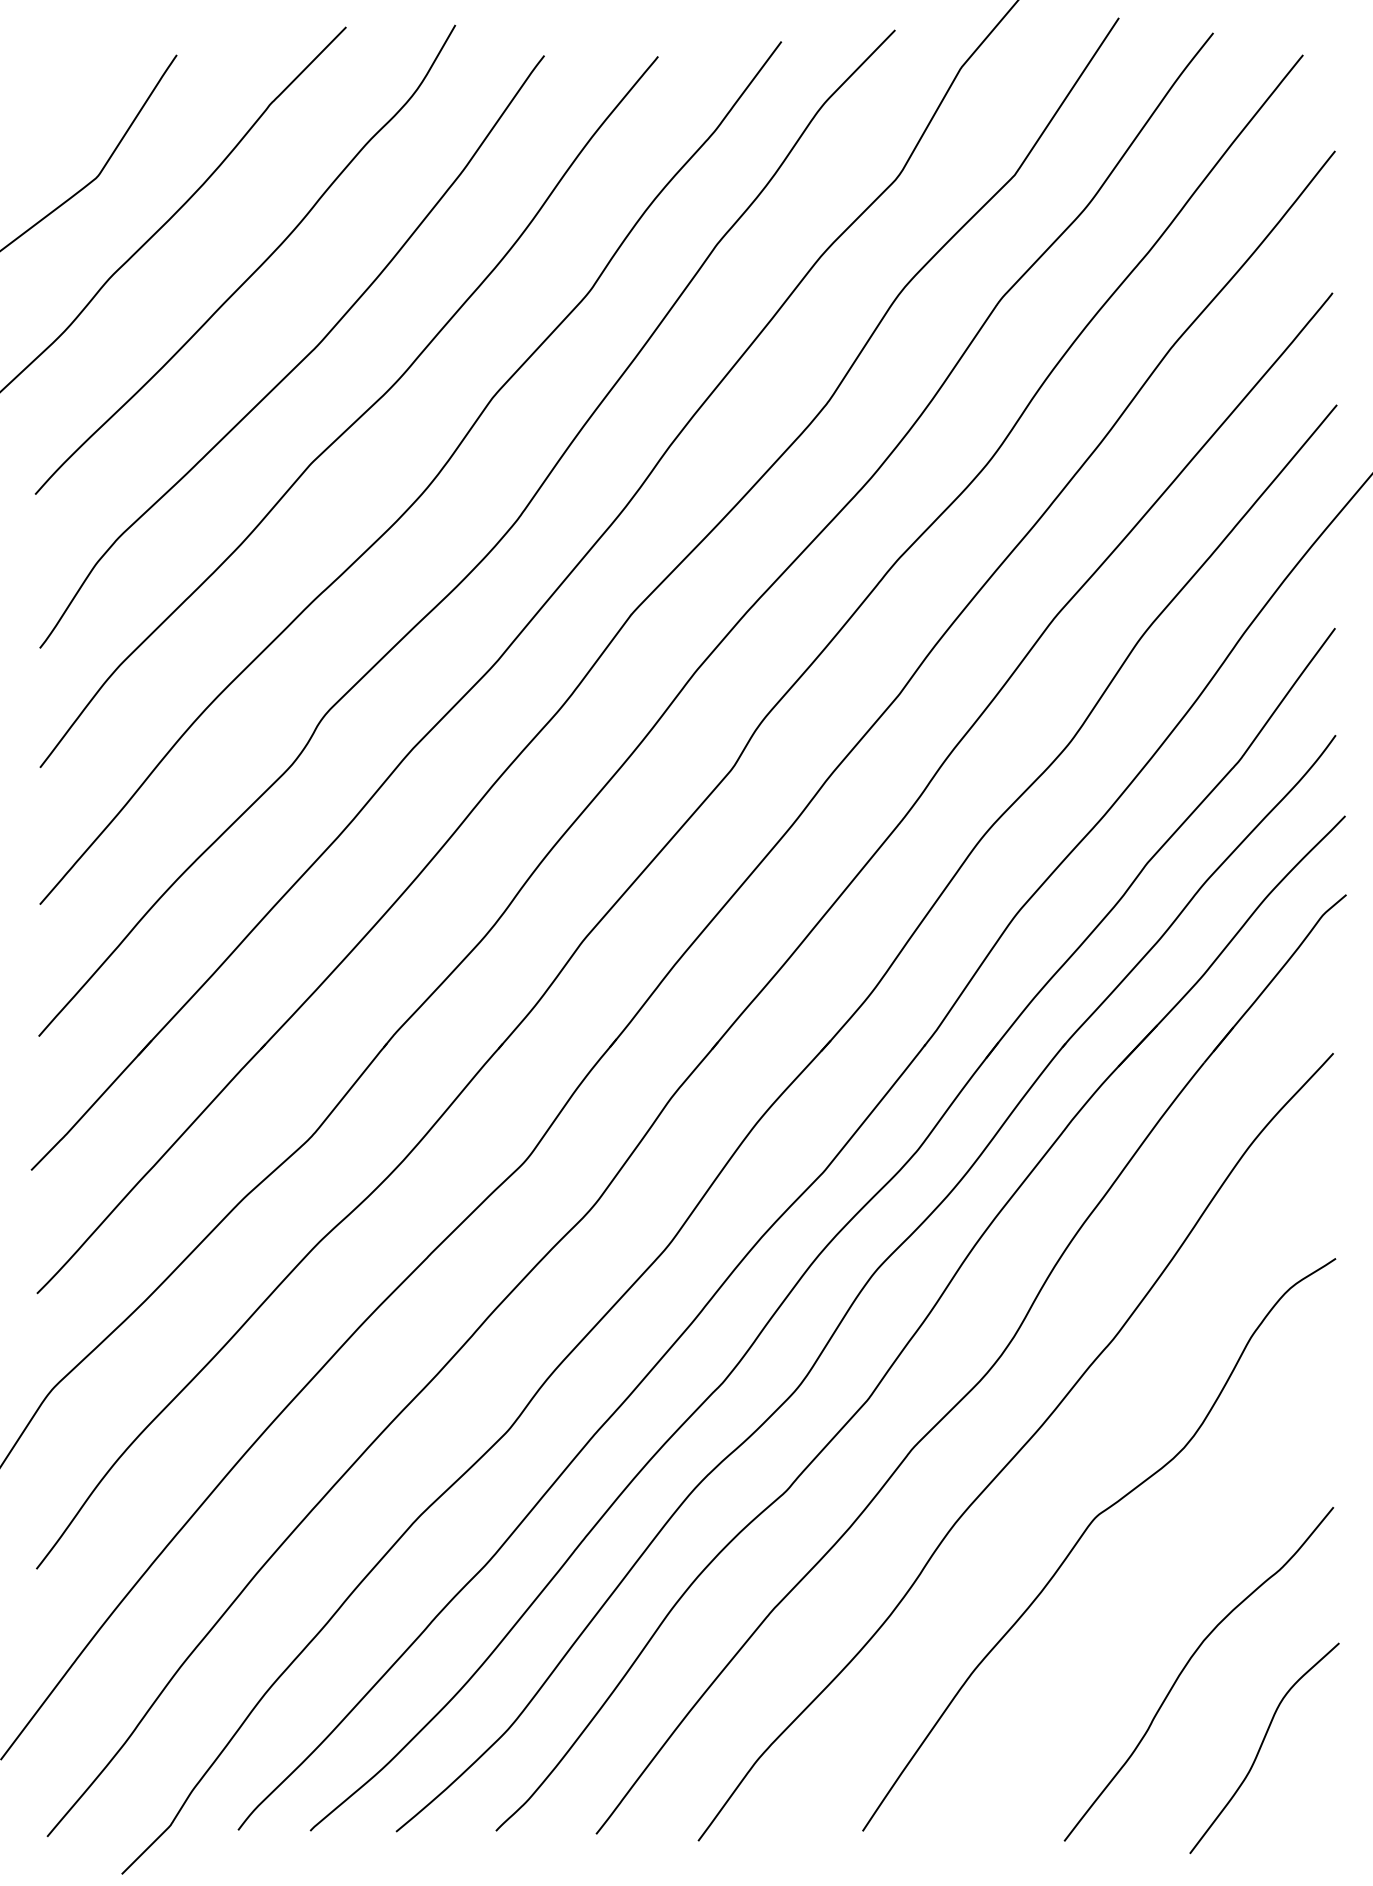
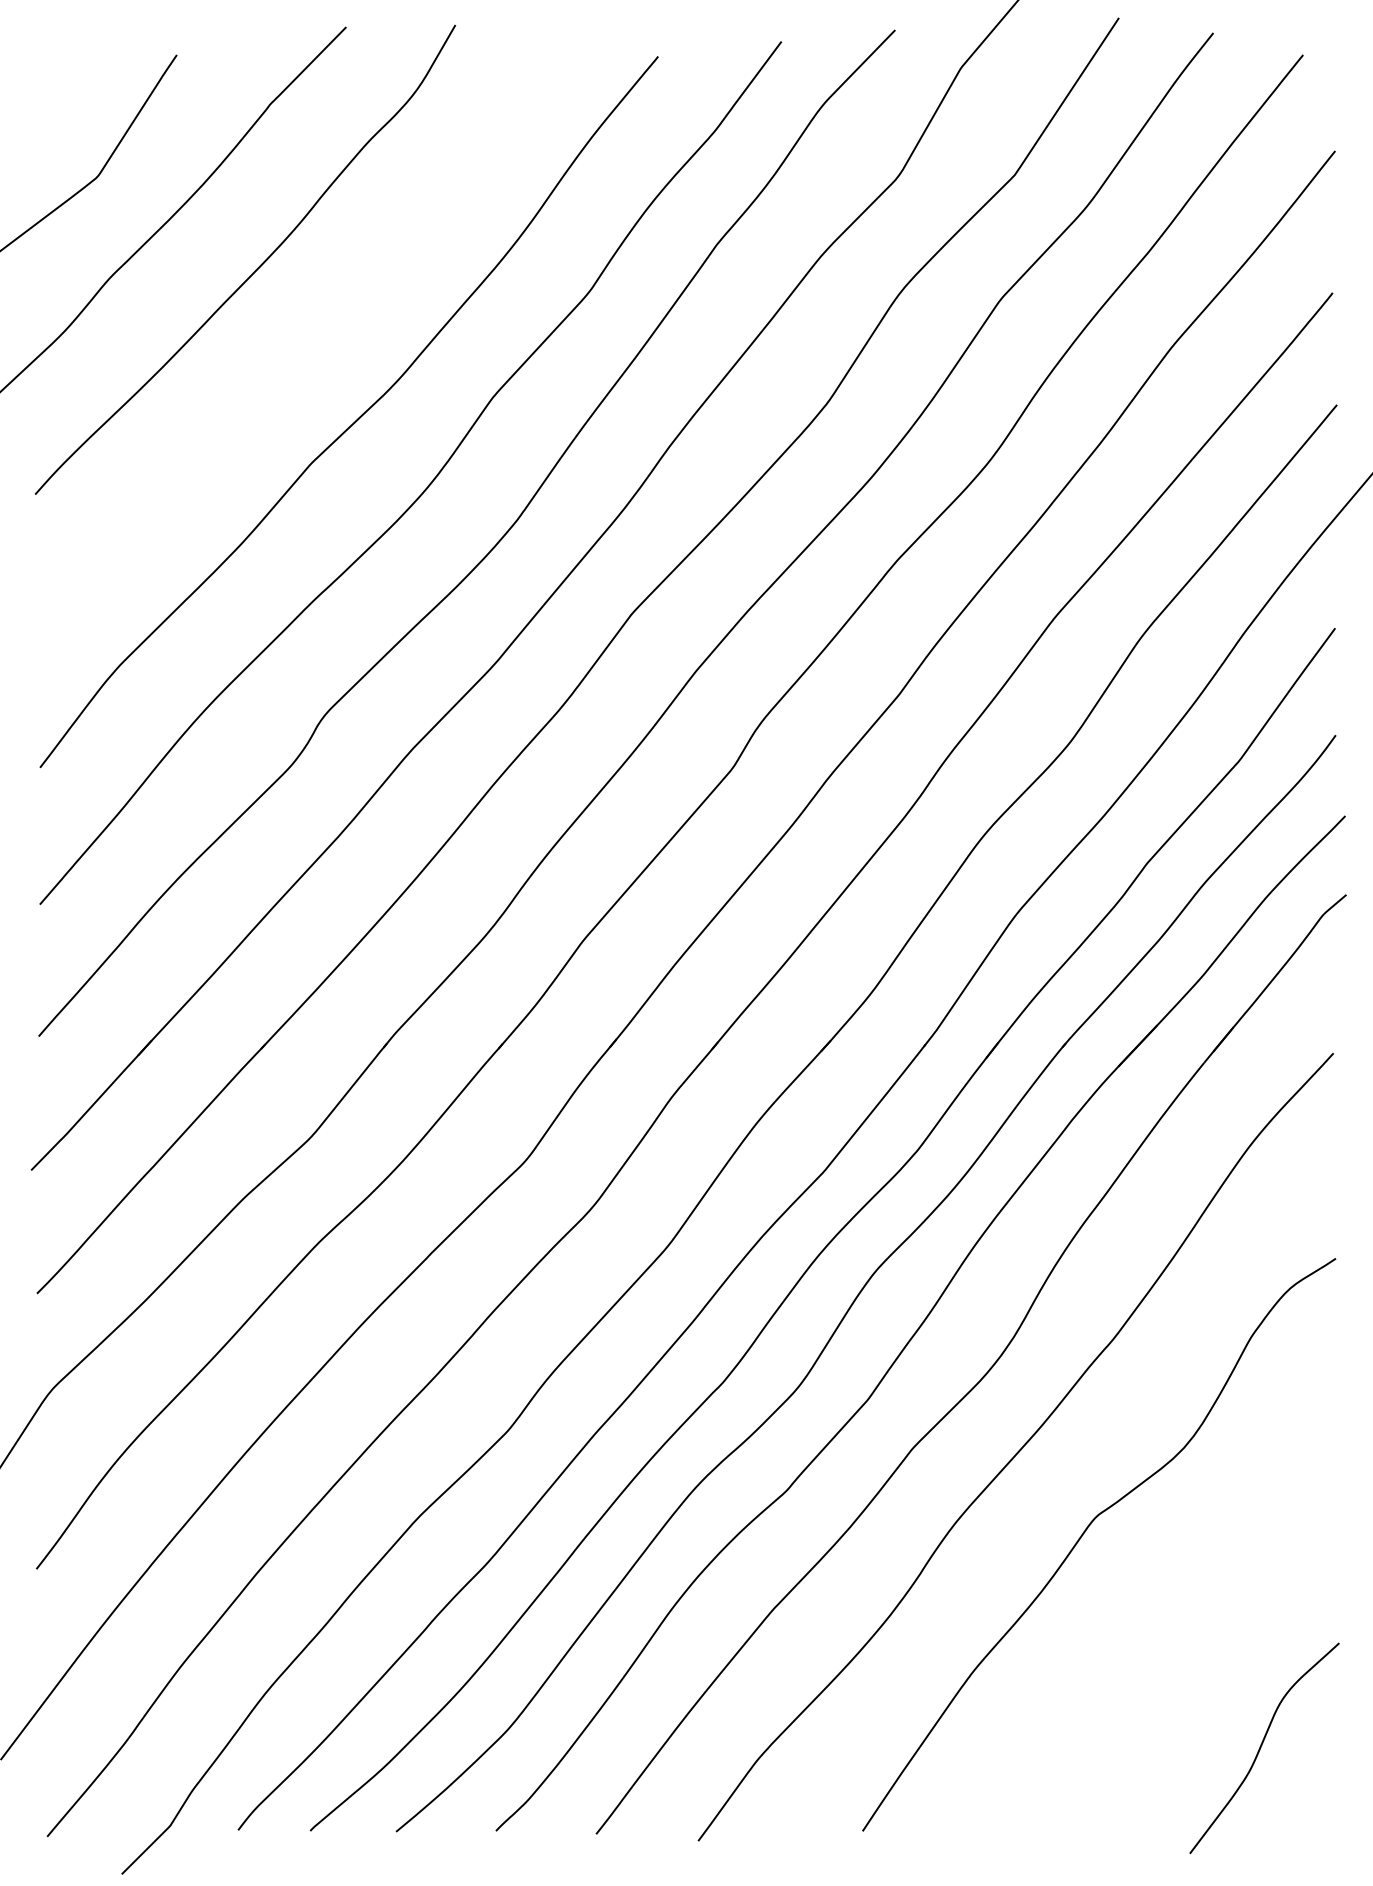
curve: present -> none (301, 360)
curve: present -> none (1186, 1666)
